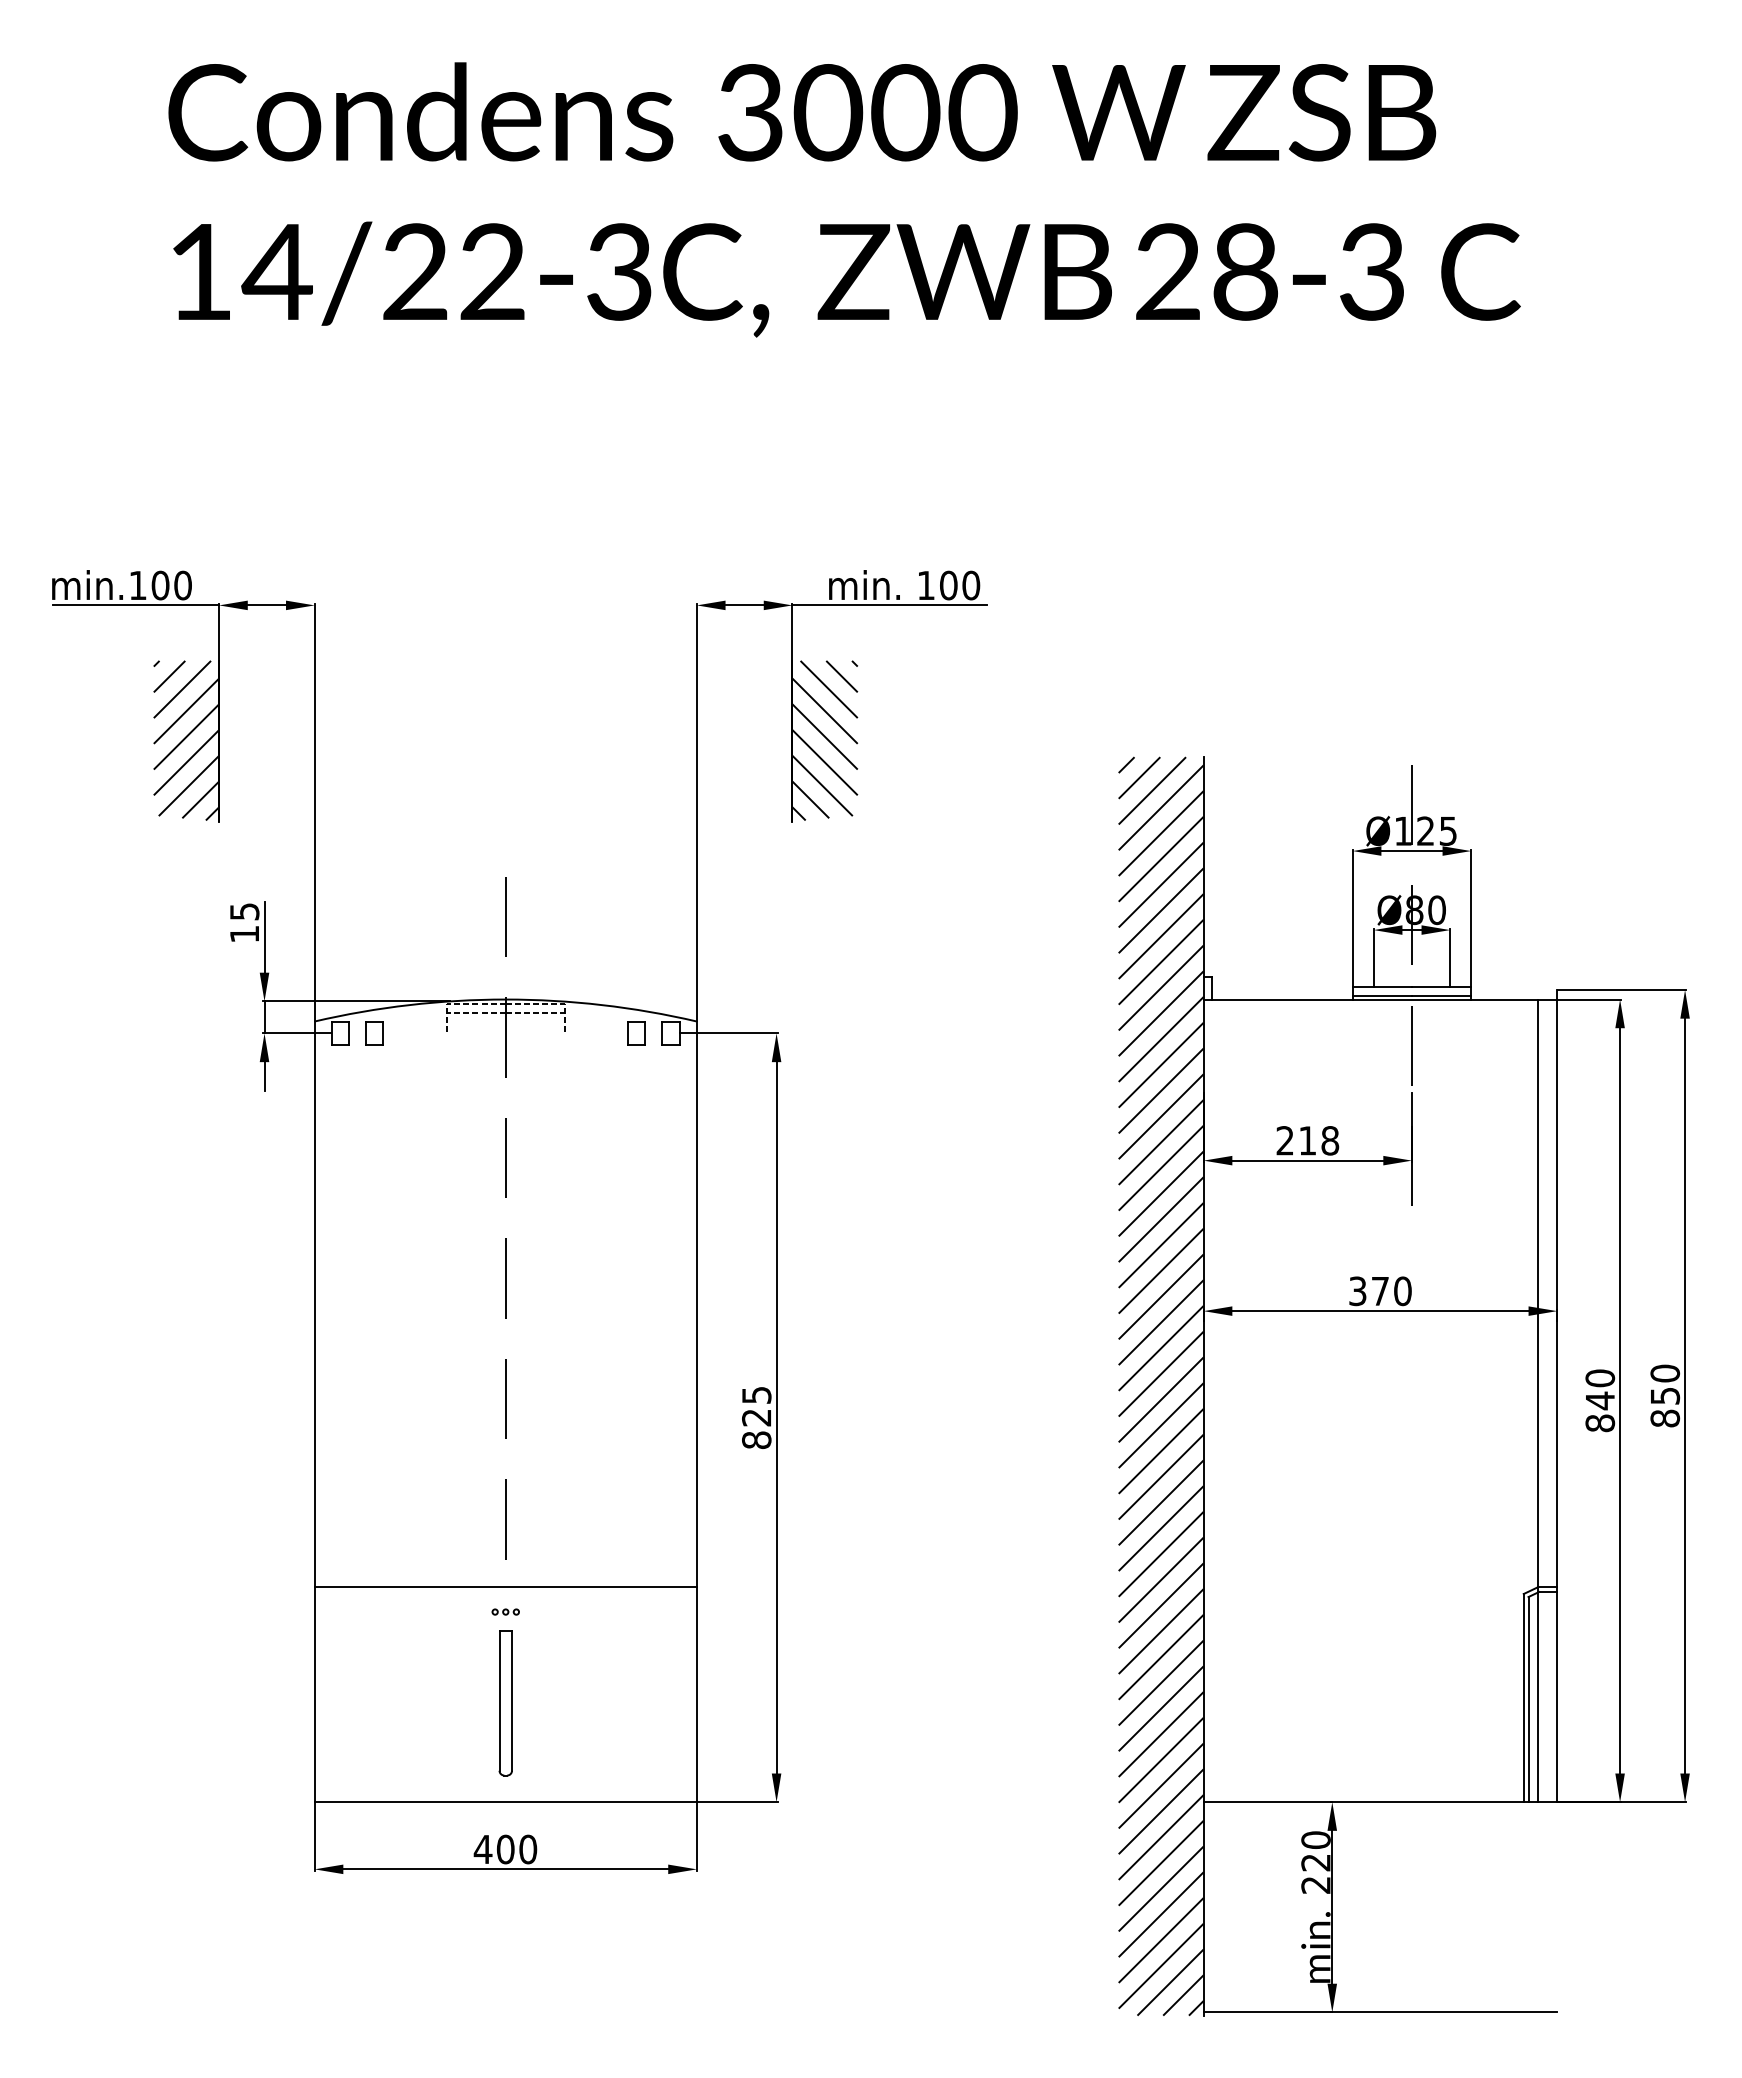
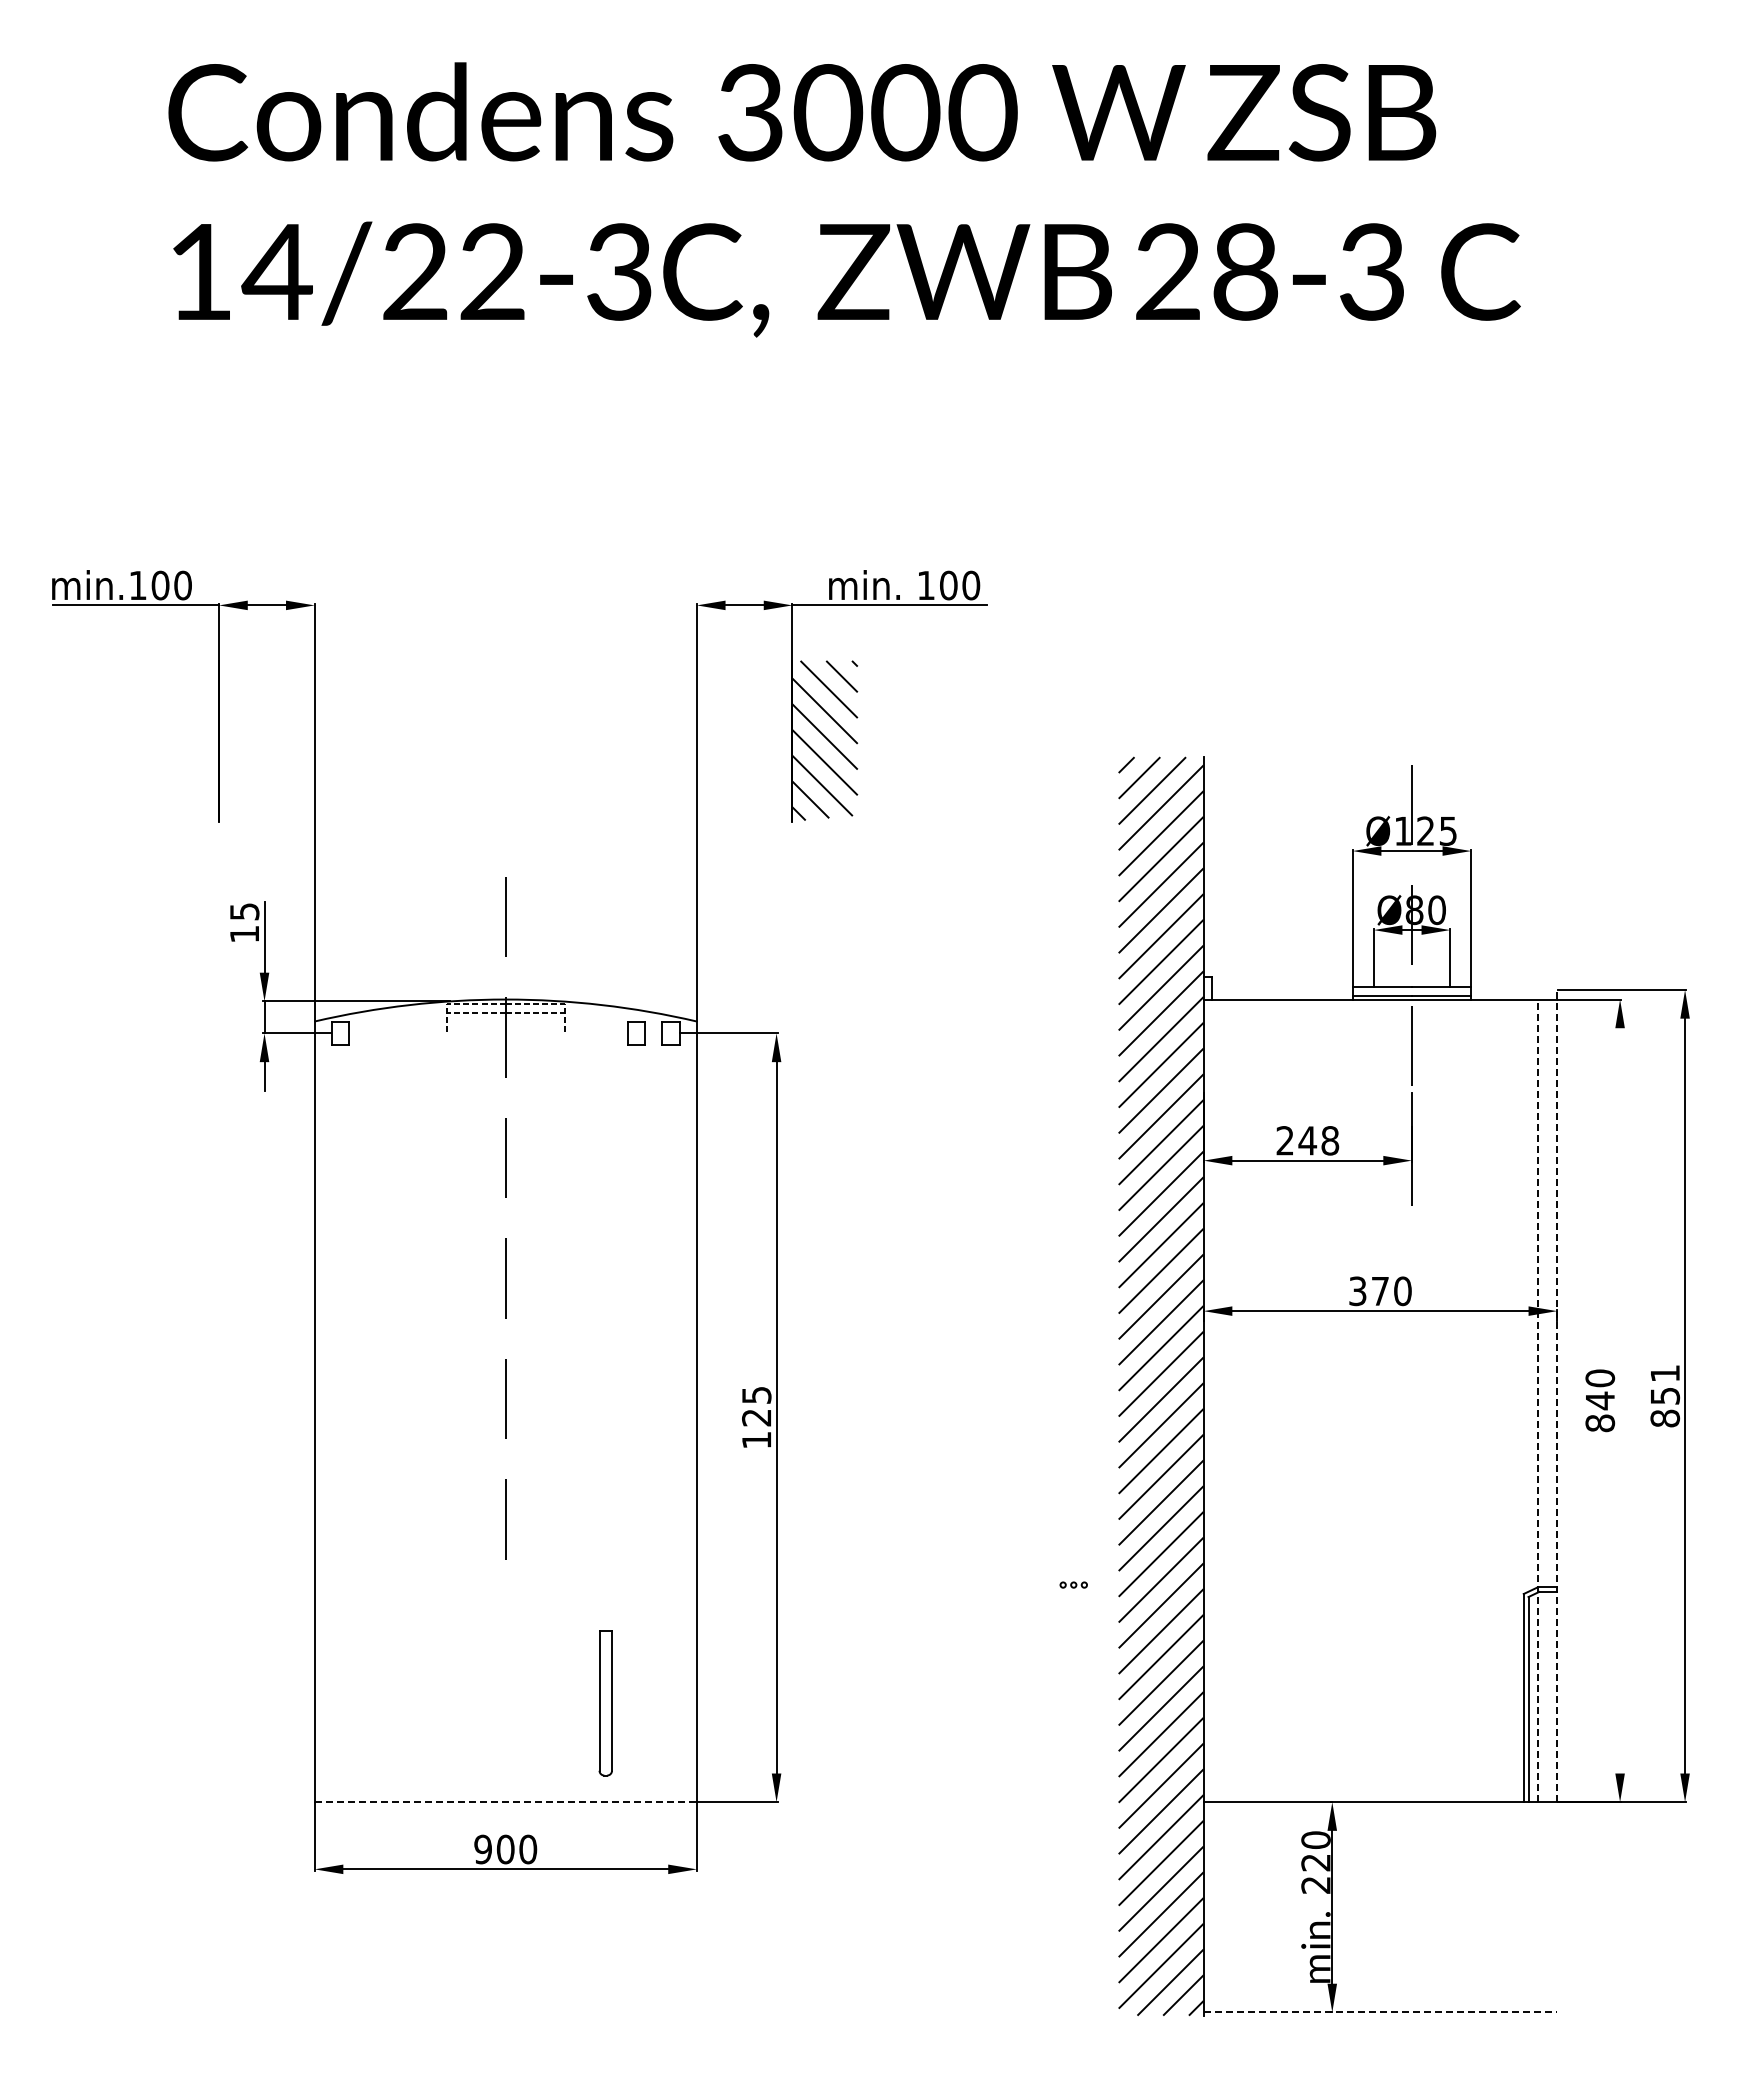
hatch: present -> none (186, 740)
part: present -> none (374, 1033)
text: 218 -> 248 (1307, 1140)
text: 850 -> 851 (1665, 1373)
line: solid -> dashed (1557, 1395)
line: solid -> dashed (1538, 1400)
line: present -> none (1620, 1400)
text: 825 -> 125 (756, 1439)
line: present -> none (505, 1587)
part position: (505, 1611) -> (1073, 1584) (1073, 1584)
part position: (505, 1703) -> (605, 1703) (605, 1703)
line: solid -> dashed (506, 1802)
text: 400 -> 900 (482, 1849)
line: solid -> dashed (1380, 2012)
